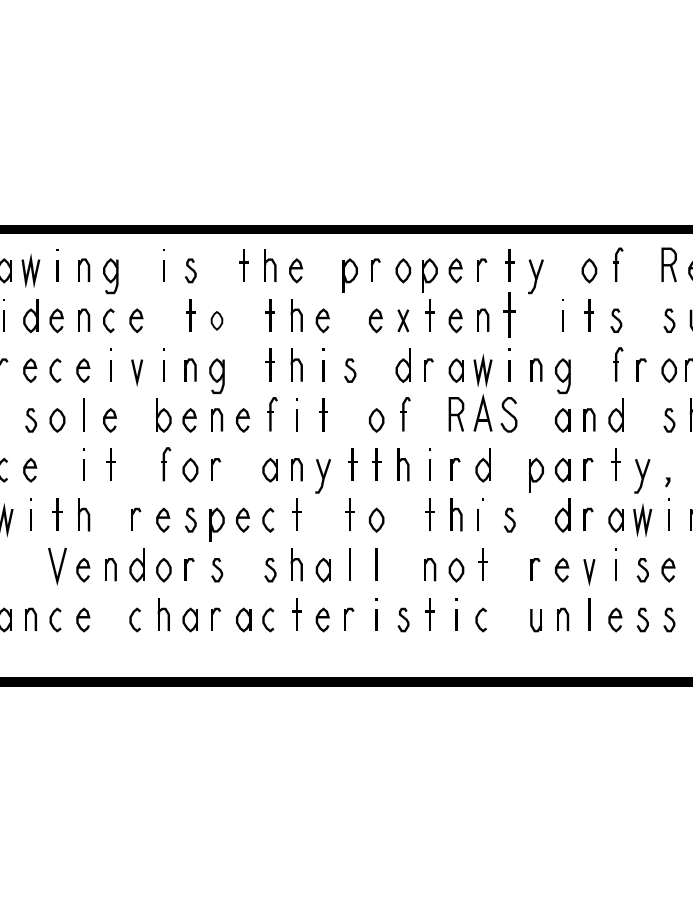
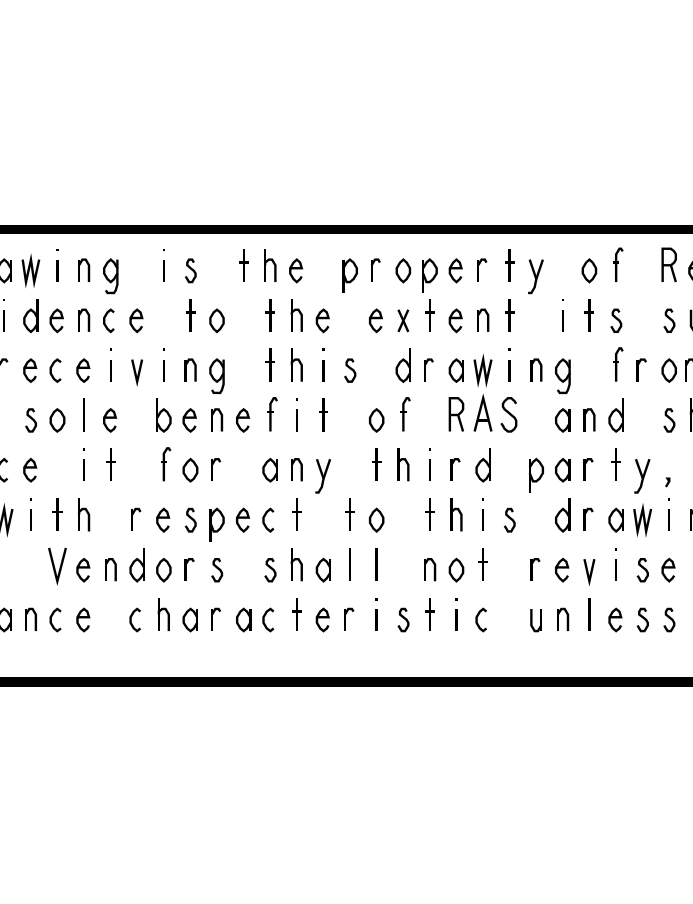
part size: 13x46 px -> 10x33 px (509, 315)
part size: 14x20 px -> 16x26 px (216, 320)
part: present -> none (352, 464)
line position: (477, 519) -> (482, 519) (482, 519)
